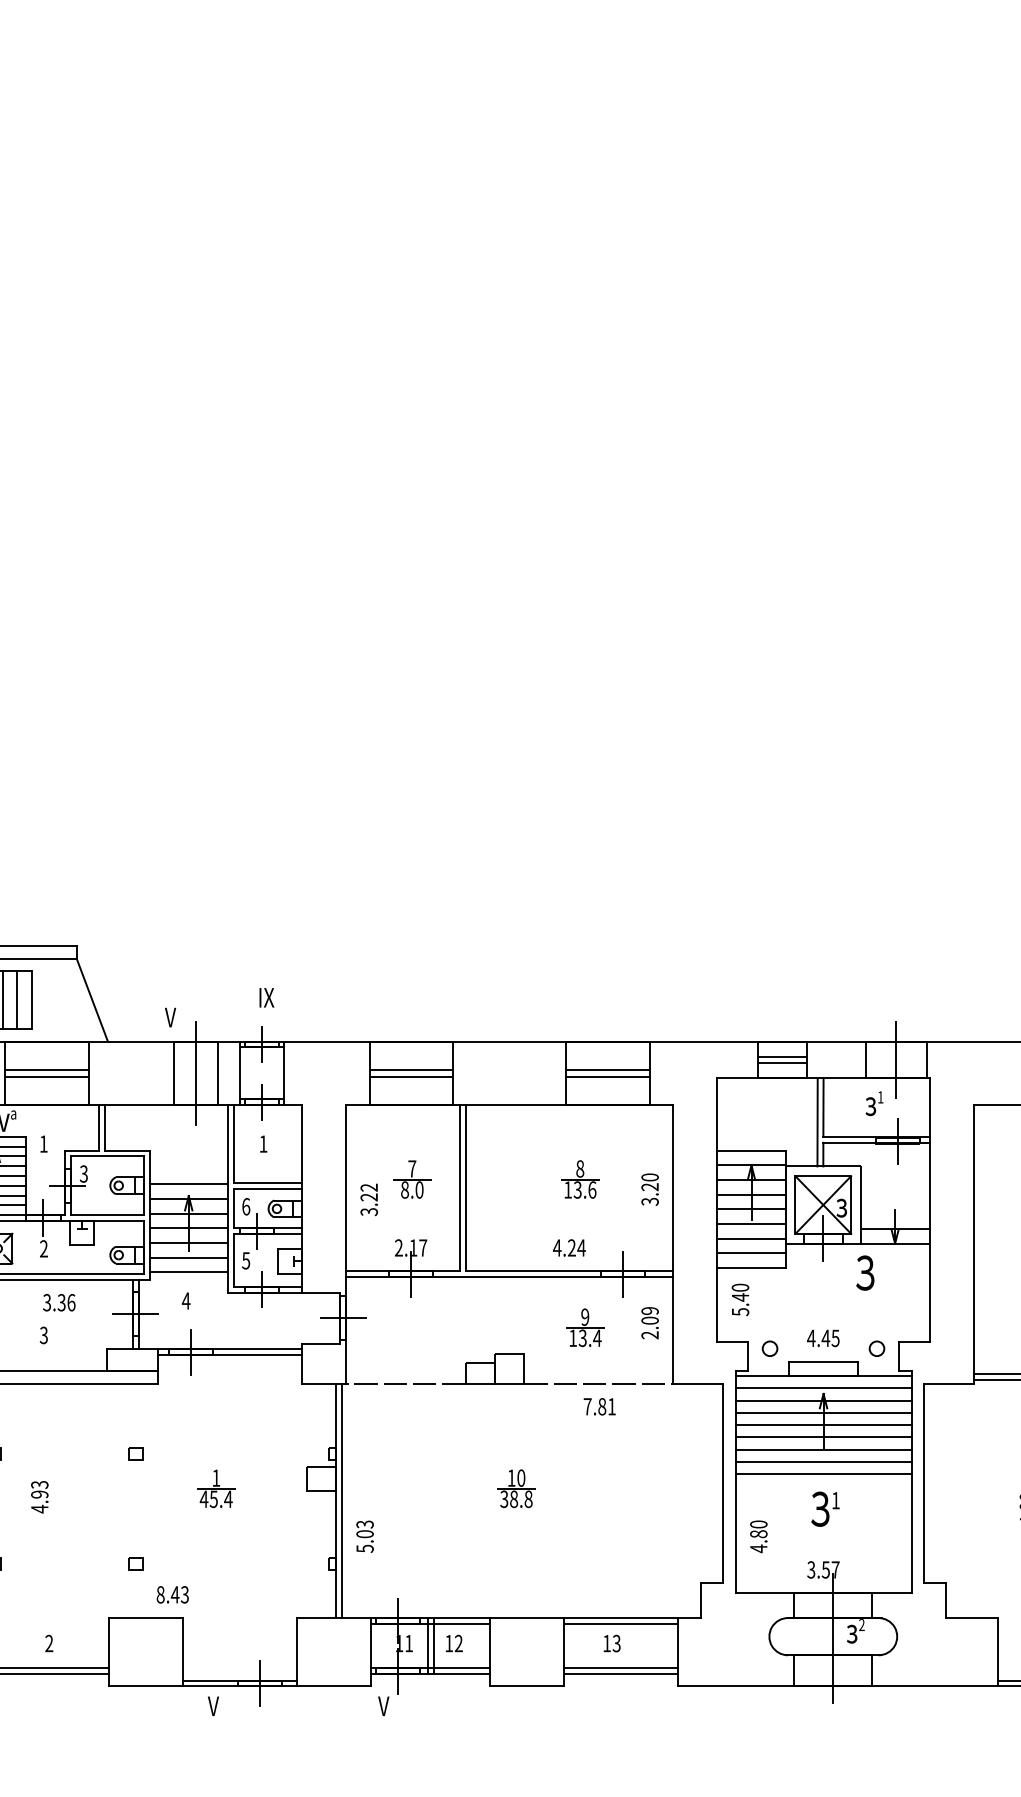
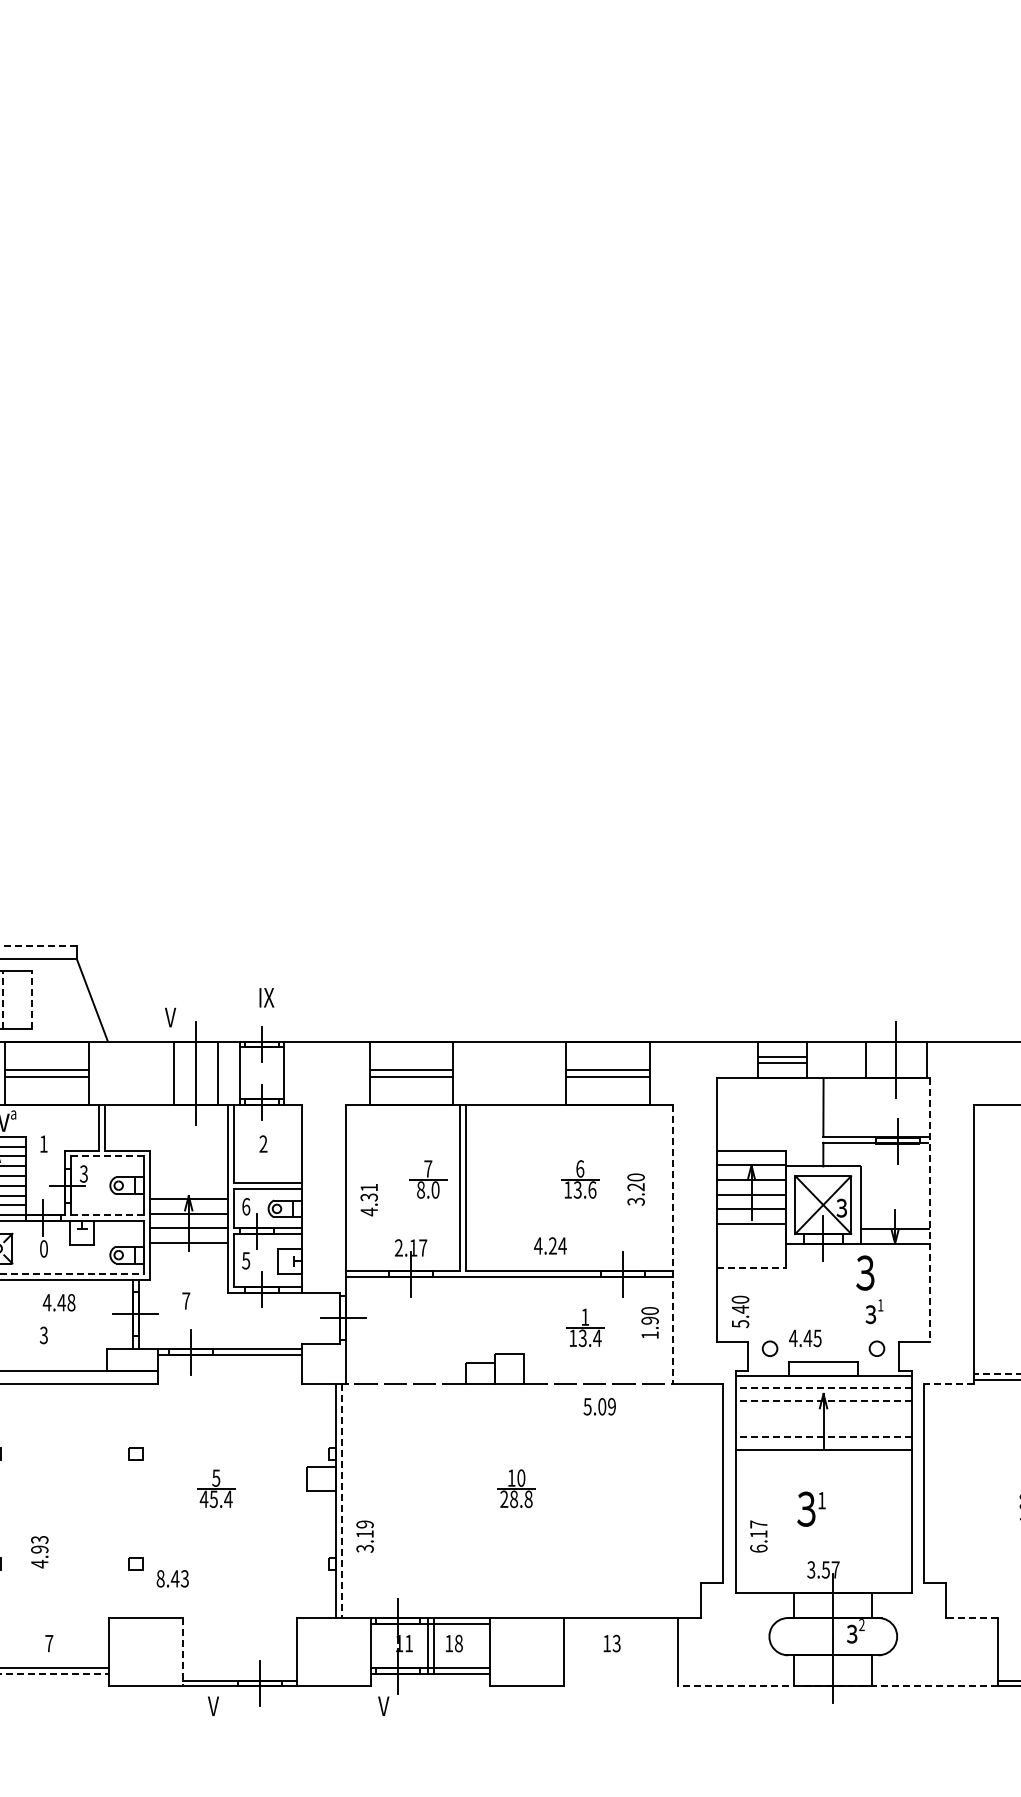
line: solid -> dashed (37, 946)
line: solid -> dashed (2, 999)
line: present -> none (17, 999)
line: solid -> dashed (32, 999)
text position: (874, 1103) -> (874, 1311) (874, 1311)
line: present -> none (817, 1122)
text: 1 -> 2 (263, 1143)
line: solid -> dashed (107, 1156)
text: 8 -> 6 (580, 1168)
part position: (412, 1179) -> (428, 1179) (428, 1179)
line: present -> none (188, 1184)
text position: (649, 1189) -> (635, 1189) (635, 1189)
text: 3.22 -> 4.31 (369, 1199)
line: solid -> dashed (929, 1210)
line: solid -> dashed (107, 1215)
line: present -> none (751, 1238)
line: solid -> dashed (673, 1244)
text position: (569, 1247) -> (550, 1245) (550, 1245)
text: 2 -> 0 (43, 1248)
line: present -> none (751, 1253)
line: present -> none (188, 1257)
line: solid -> dashed (752, 1268)
line: present -> none (188, 1272)
line: solid -> dashed (72, 1273)
text position: (740, 1299) -> (740, 1311) (740, 1311)
text: 4 -> 7 (185, 1300)
text: 3.36 -> 4.48 (58, 1302)
text: 9 -> 1 (585, 1316)
text: 2.09 -> 1.90 (649, 1323)
text position: (823, 1338) -> (805, 1338) (805, 1338)
line: solid -> dashed (996, 1373)
line: solid -> dashed (948, 1383)
line: solid -> dashed (823, 1388)
line: solid -> dashed (823, 1400)
text: 7.81 -> 5.09 (599, 1406)
line: present -> none (823, 1412)
line: present -> none (823, 1425)
line: solid -> dashed (823, 1437)
line: present -> none (823, 1461)
line: present -> none (823, 1473)
text: 1 -> 5 (216, 1477)
text position: (39, 1497) -> (39, 1552) (39, 1552)
text: 38.8 -> 28.8 (504, 1499)
line: solid -> dashed (341, 1501)
text position: (825, 1508) -> (811, 1508) (811, 1508)
text: 5.03 -> 3.19 (364, 1536)
text: 4.80 -> 6.17 (758, 1536)
text position: (172, 1594) -> (172, 1578) (172, 1578)
line: solid -> dashed (971, 1618)
line: present -> none (620, 1623)
text: 2 -> 7 (49, 1643)
text: 12 -> 18 (458, 1643)
line: solid -> dashed (182, 1652)
line: present -> none (620, 1668)
line: solid -> dashed (55, 1674)
line: present -> none (620, 1674)
line: solid -> dashed (838, 1686)
